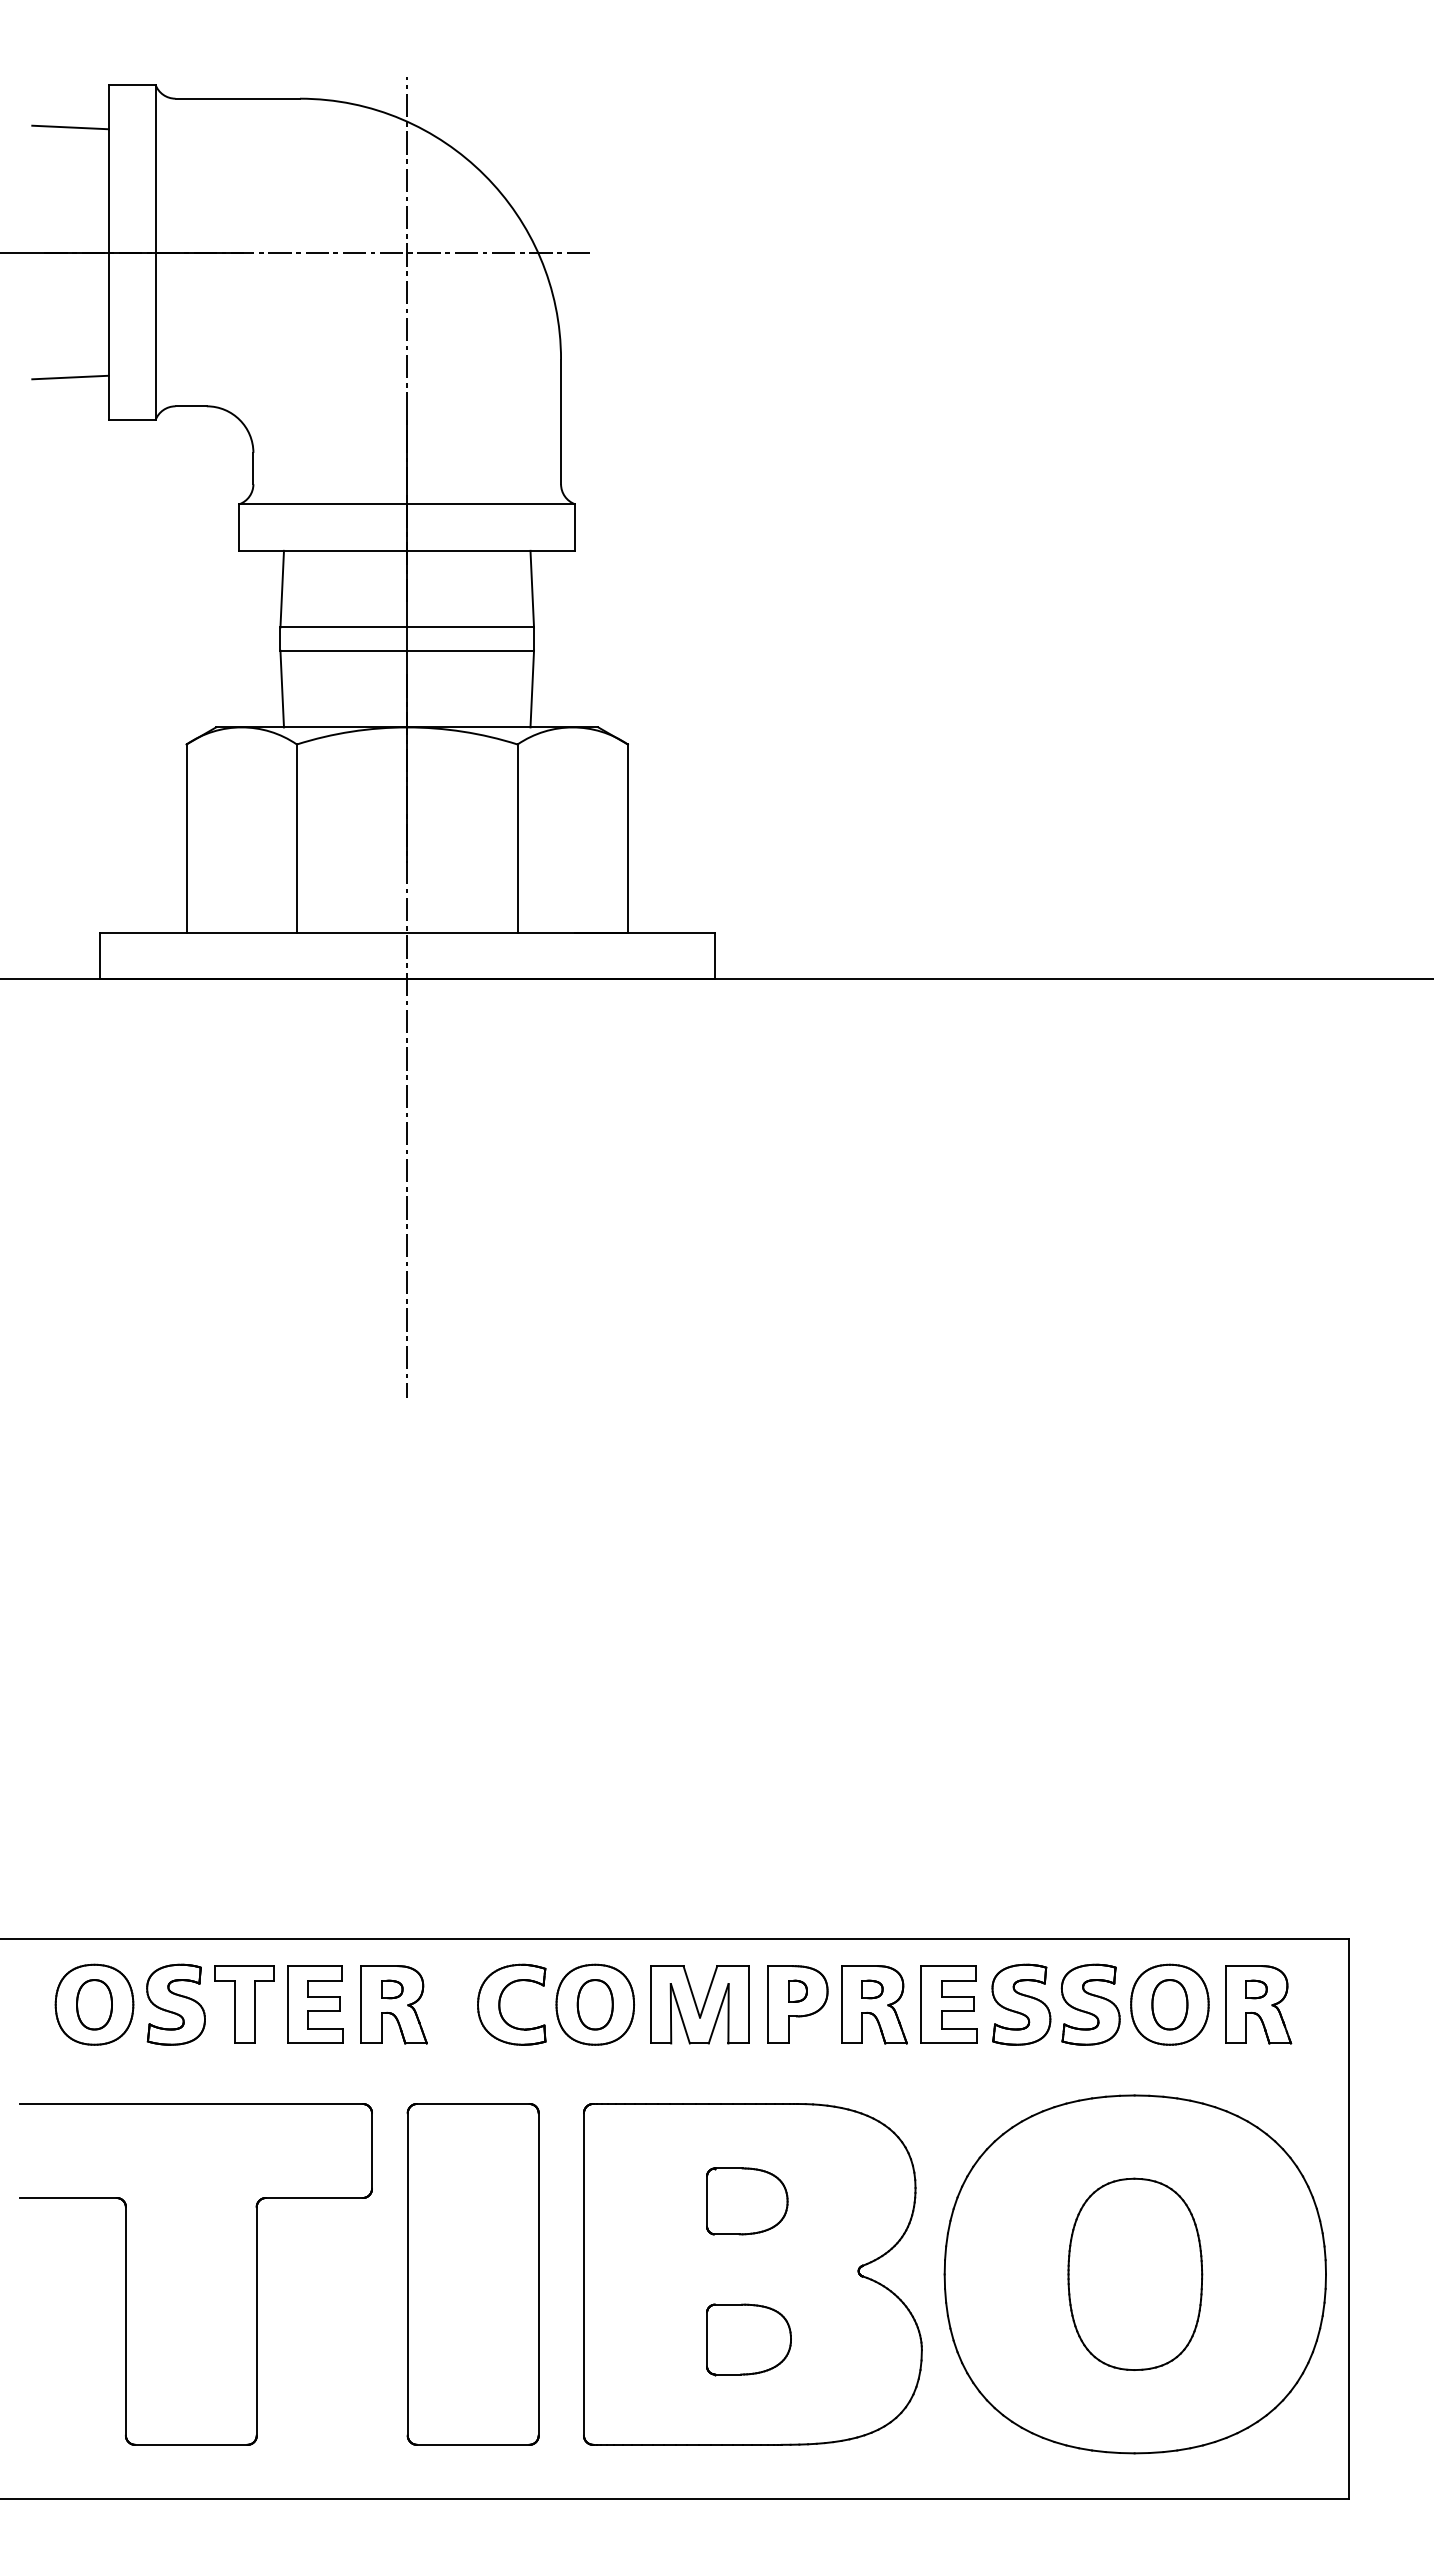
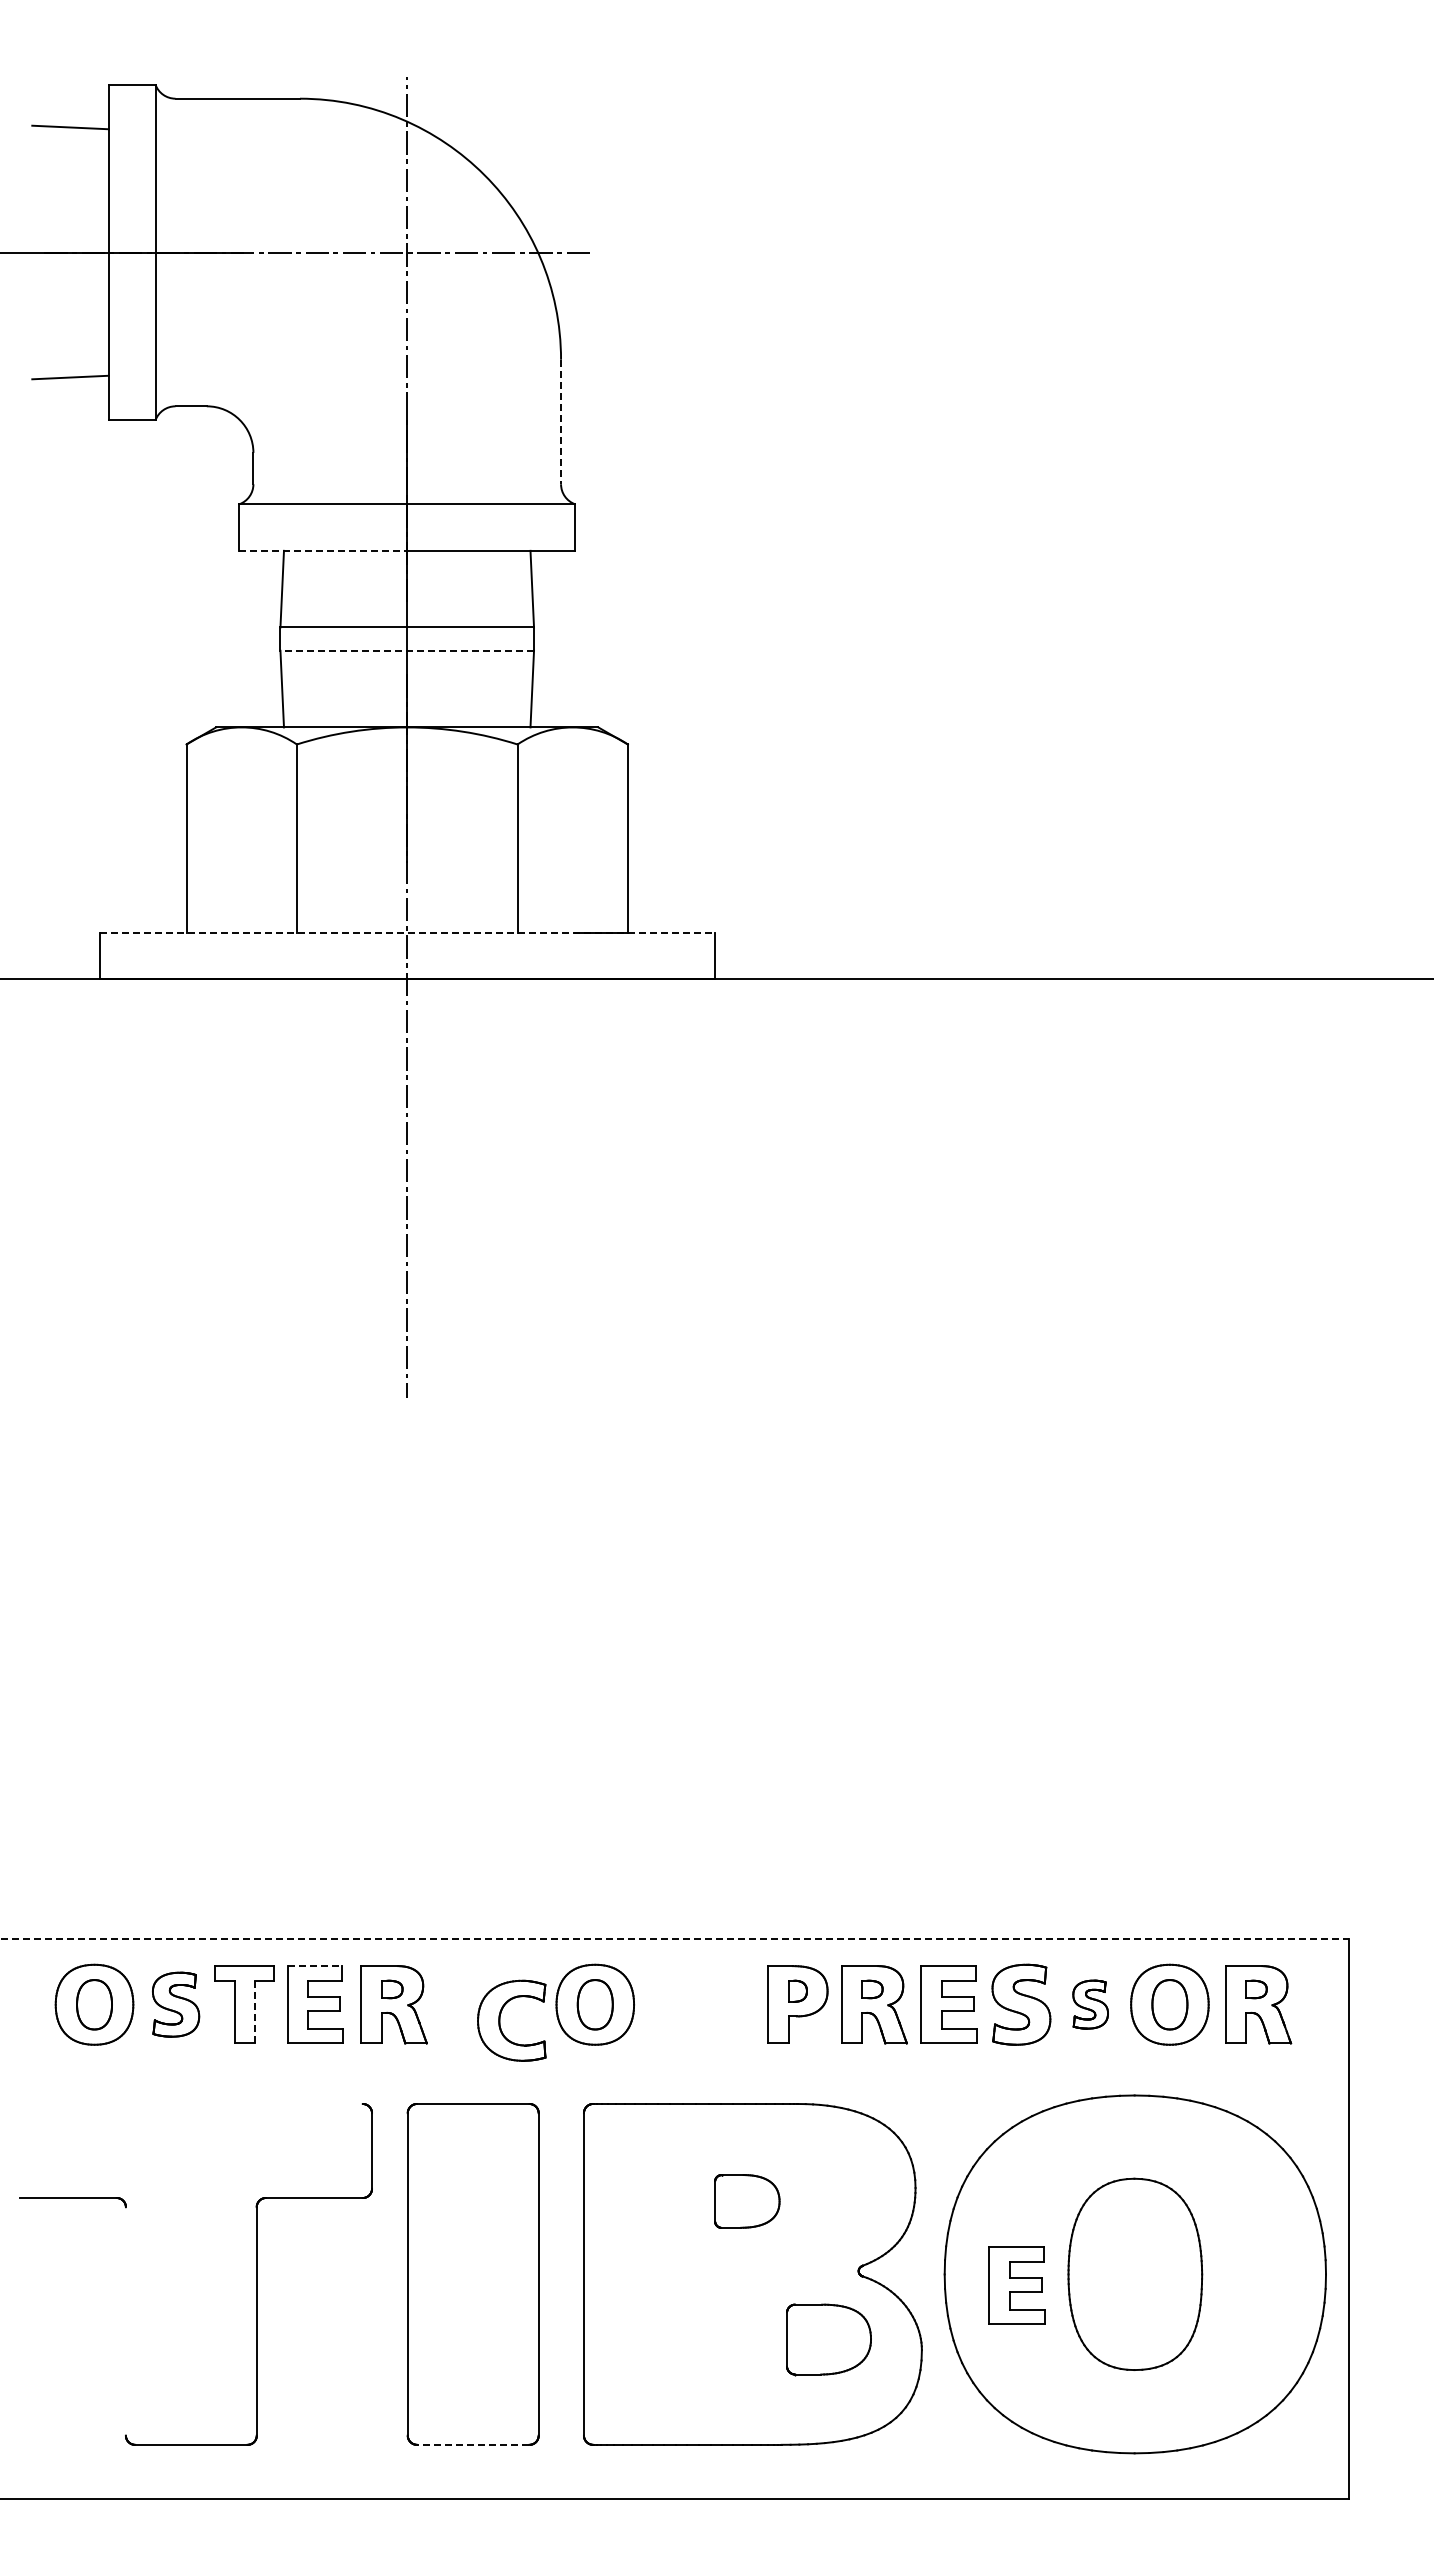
line: solid -> dashed (561, 422)
line: solid -> dashed (323, 550)
line: solid -> dashed (407, 650)
line: solid -> dashed (407, 932)
line: solid -> dashed (674, 1939)
line: solid -> dashed (315, 1966)
part size: 60x83 px -> 49x67 px (176, 2004)
part position: (500, 2004) -> (500, 2020) (500, 2020)
part: present -> none (699, 2004)
part size: 61x83 px -> 37x51 px (1090, 2004)
line: solid -> dashed (255, 2012)
line: present -> none (190, 2104)
part size: 83x69 px -> 67x55 px (747, 2201)
part: none -> present (1016, 2285)
line: present -> none (125, 2321)
part position: (748, 2339) -> (828, 2339) (828, 2339)
line: solid -> dashed (472, 2444)
